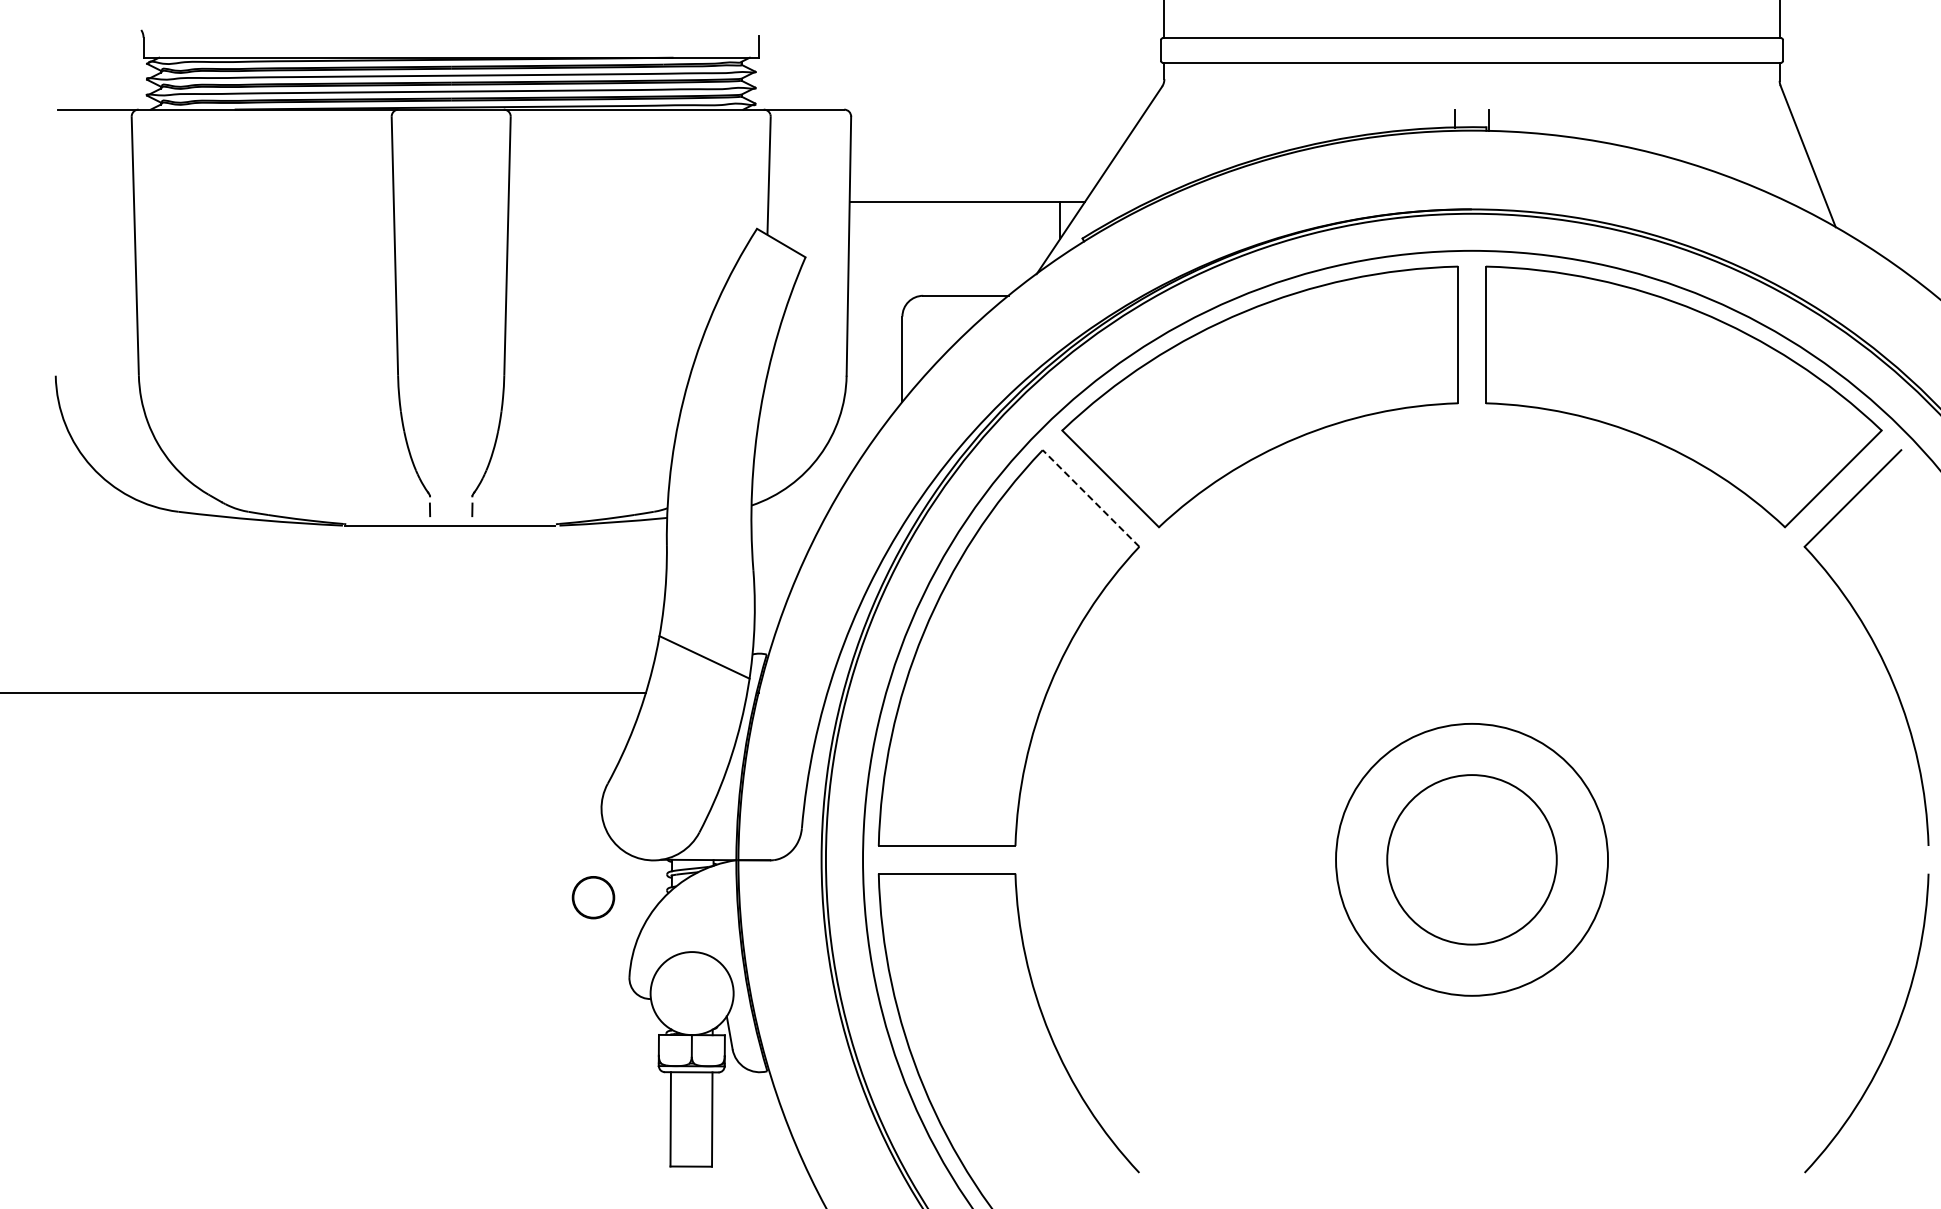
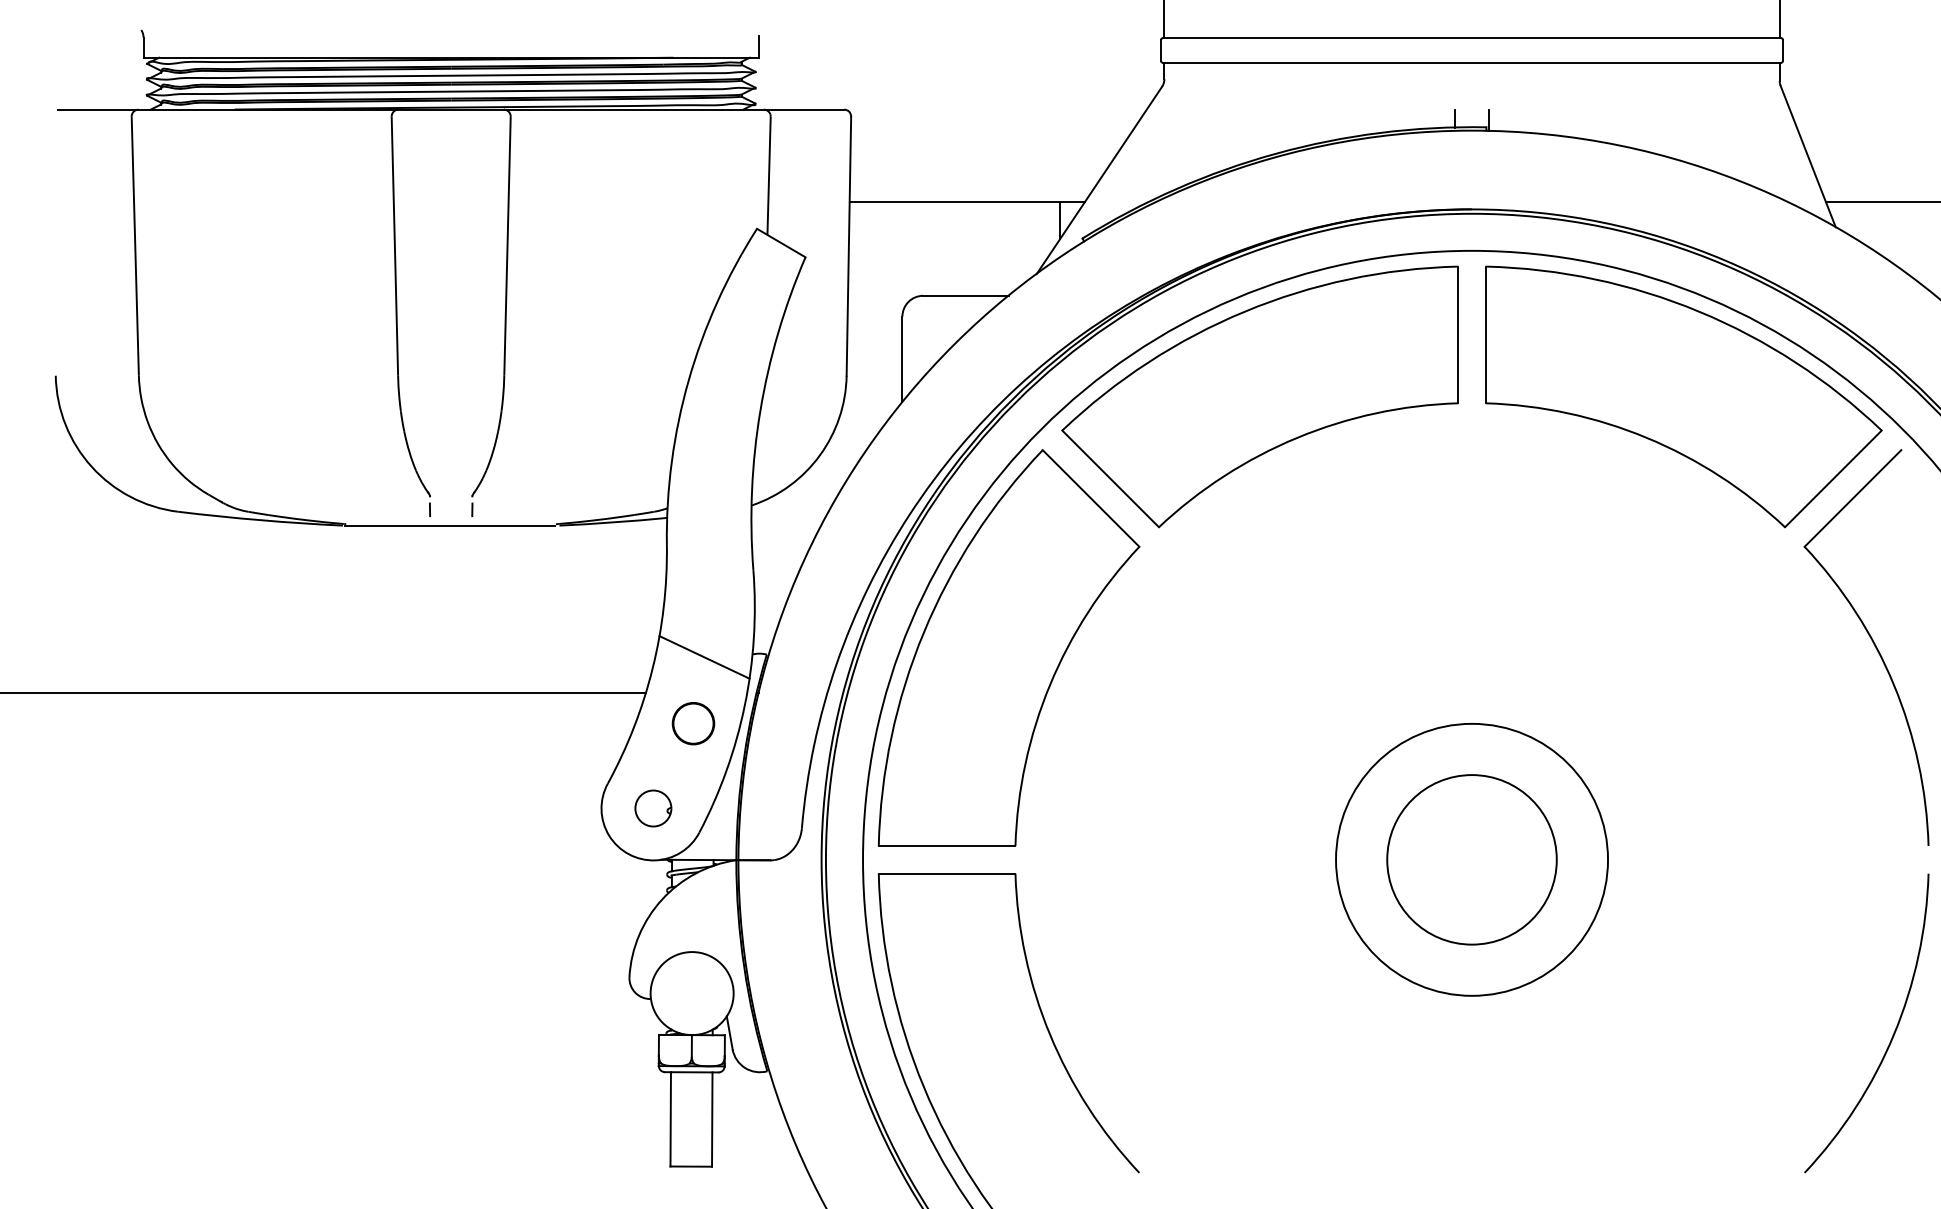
line: none -> present (1881, 201)
line: dashed -> solid (1090, 498)
part: none -> present (653, 808)
part position: (593, 897) -> (693, 723) (693, 723)
